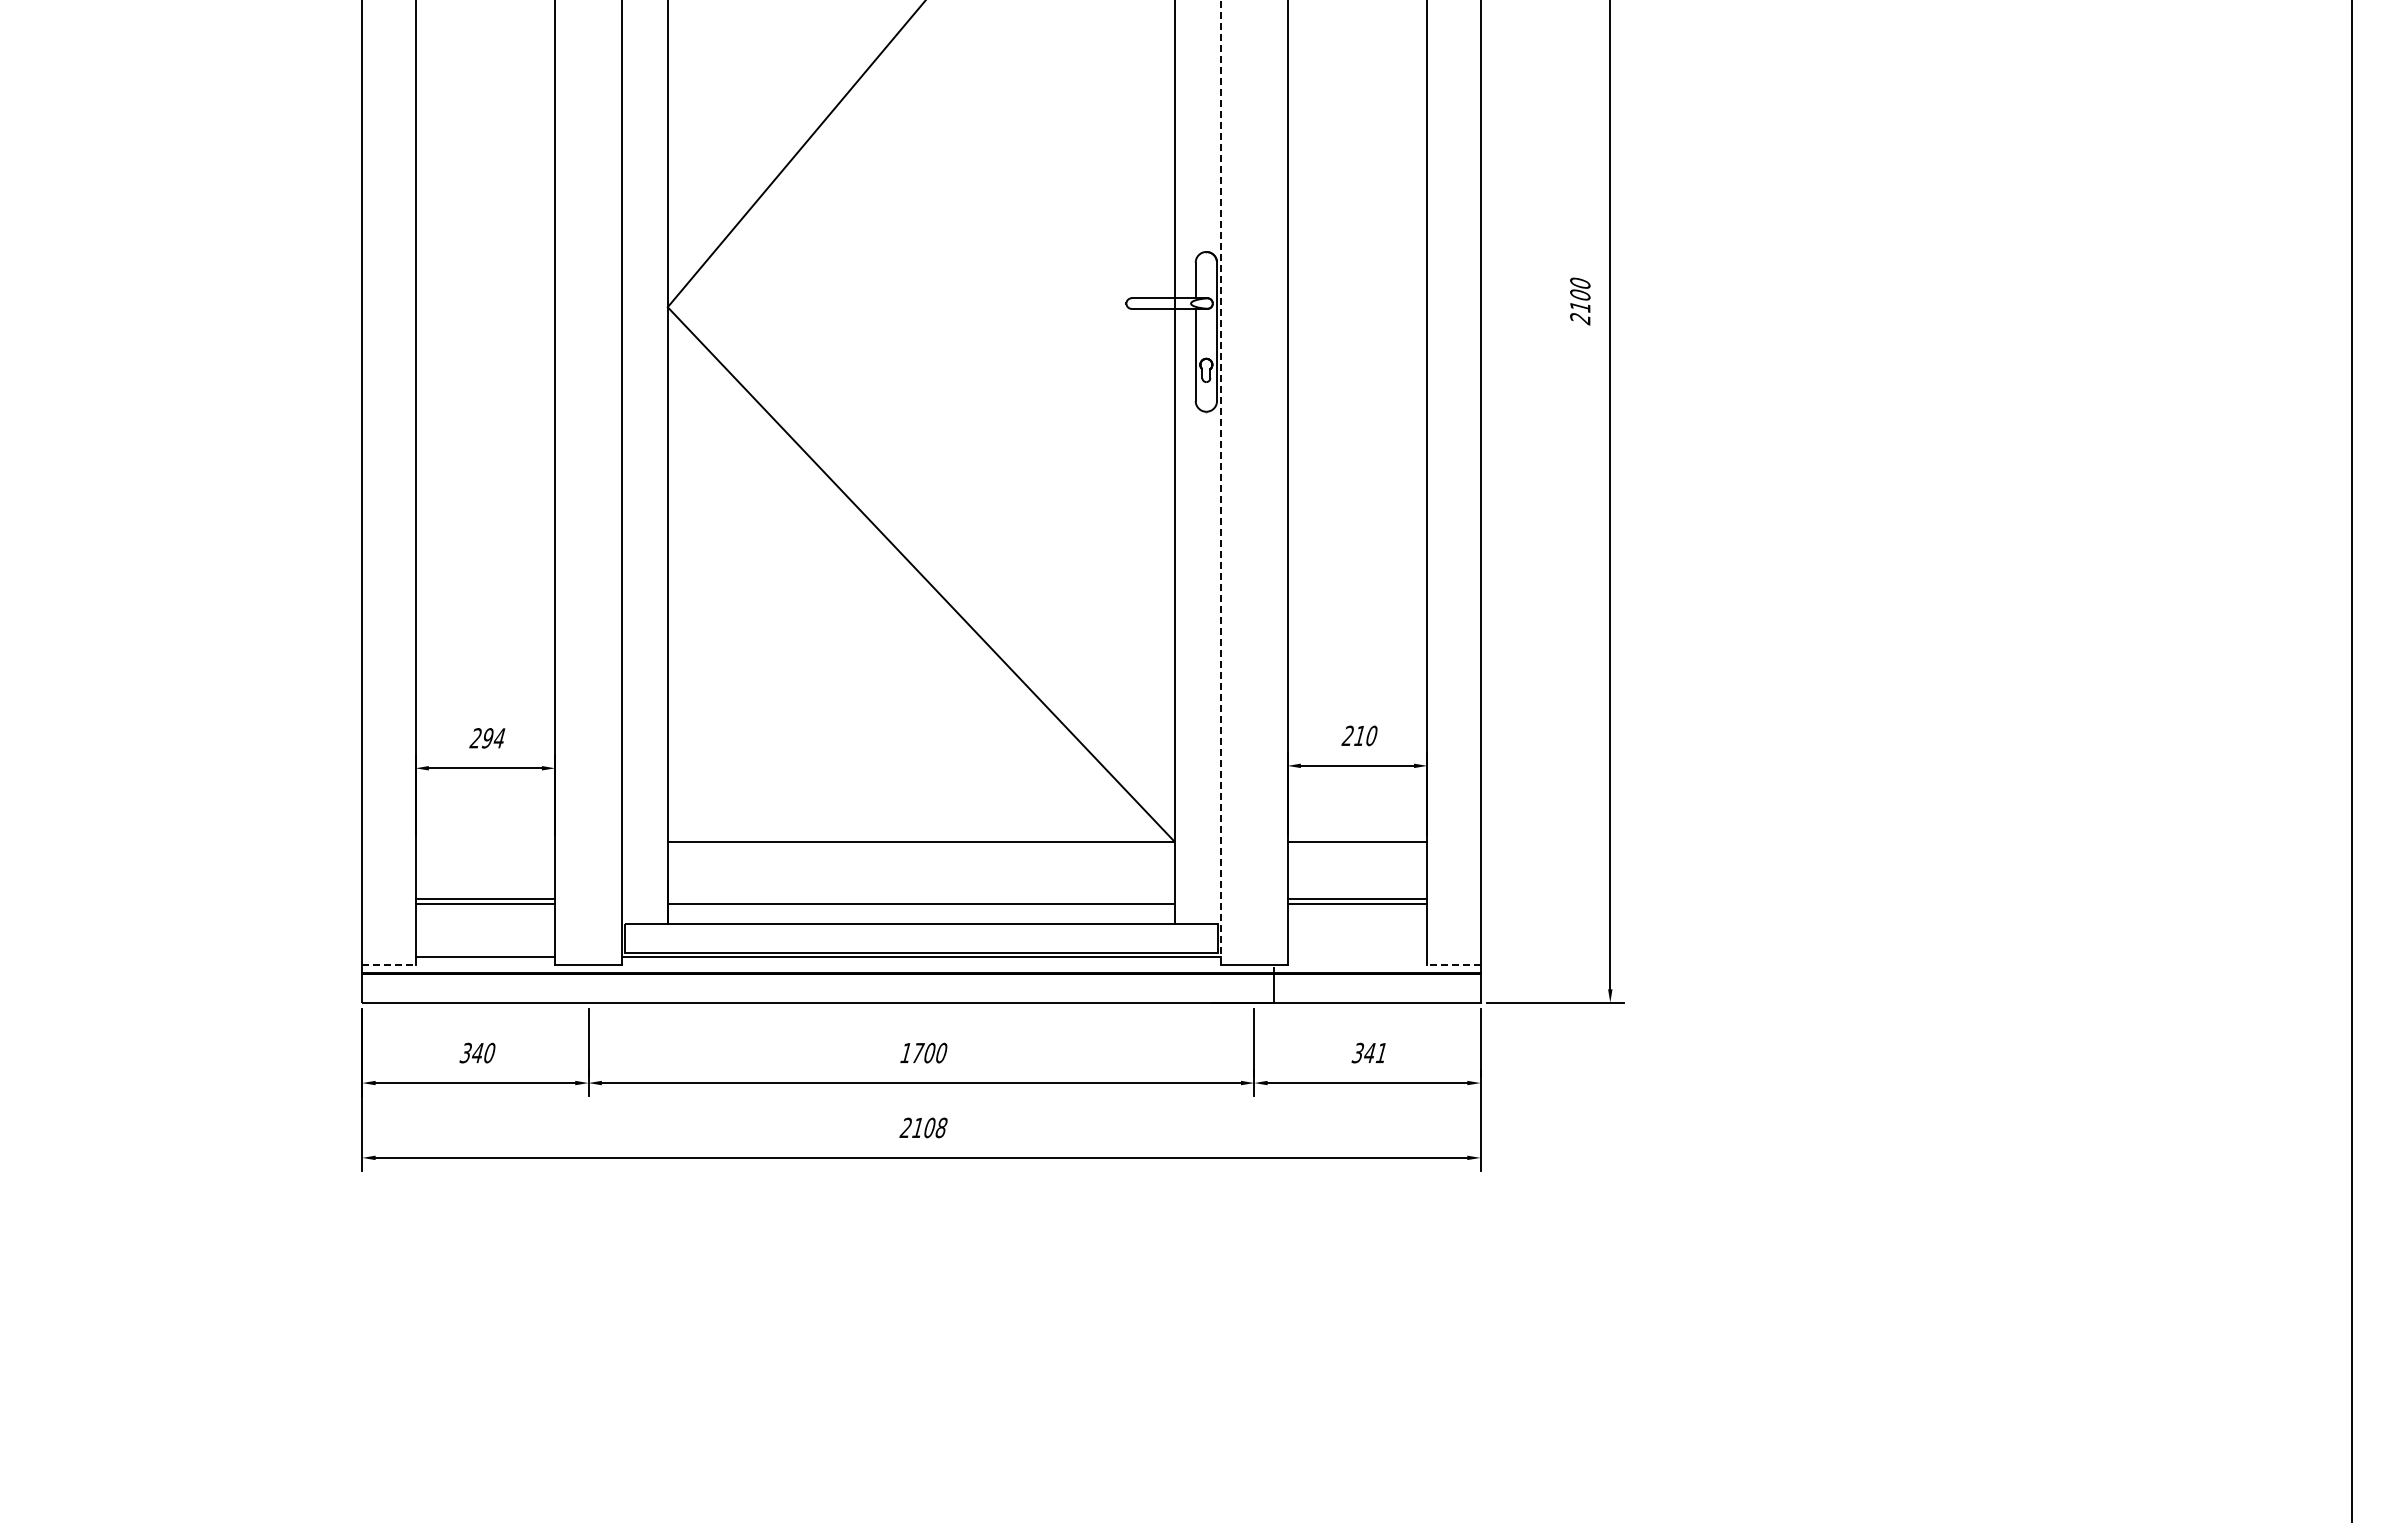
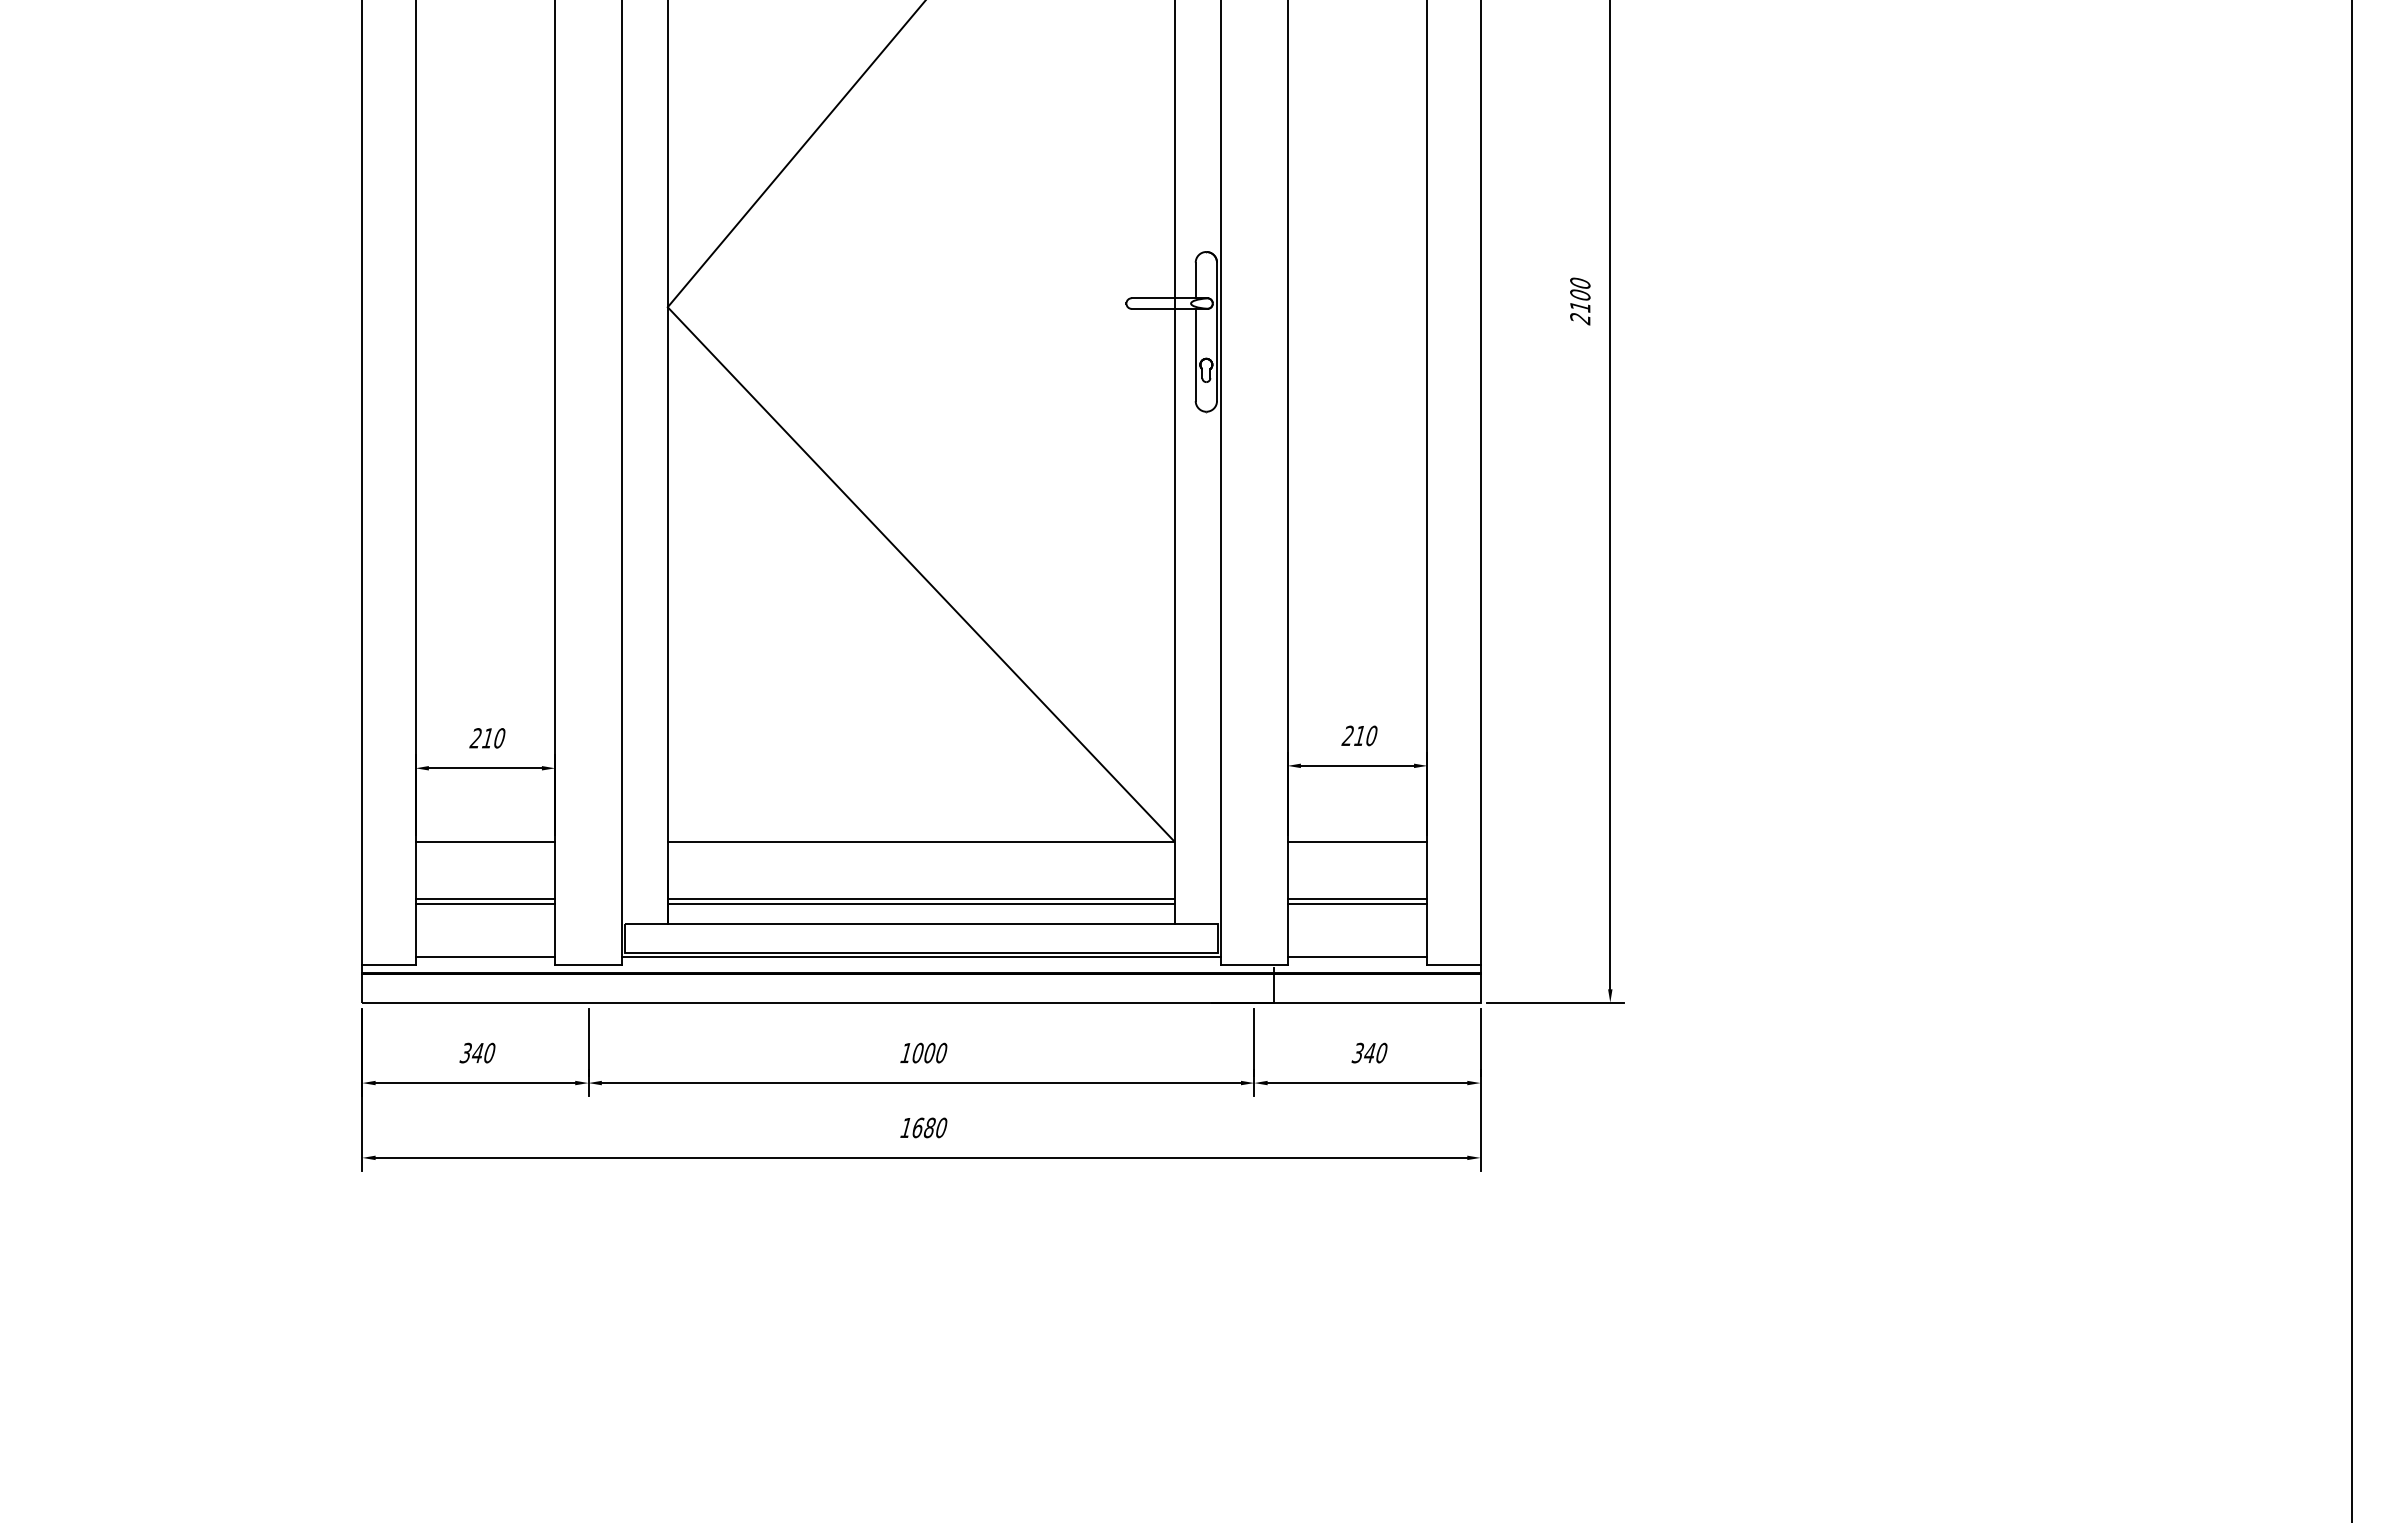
line: dashed -> solid (1221, 482)
text: 294 -> 210 (493, 738)
line: none -> present (485, 841)
line: none -> present (920, 899)
line: none -> present (1357, 957)
line: dashed -> solid (388, 964)
line: dashed -> solid (1453, 964)
text: 1700 -> 1000 (918, 1052)
text: 341 -> 340 (1381, 1052)
text: 2108 -> 1680 (923, 1127)
